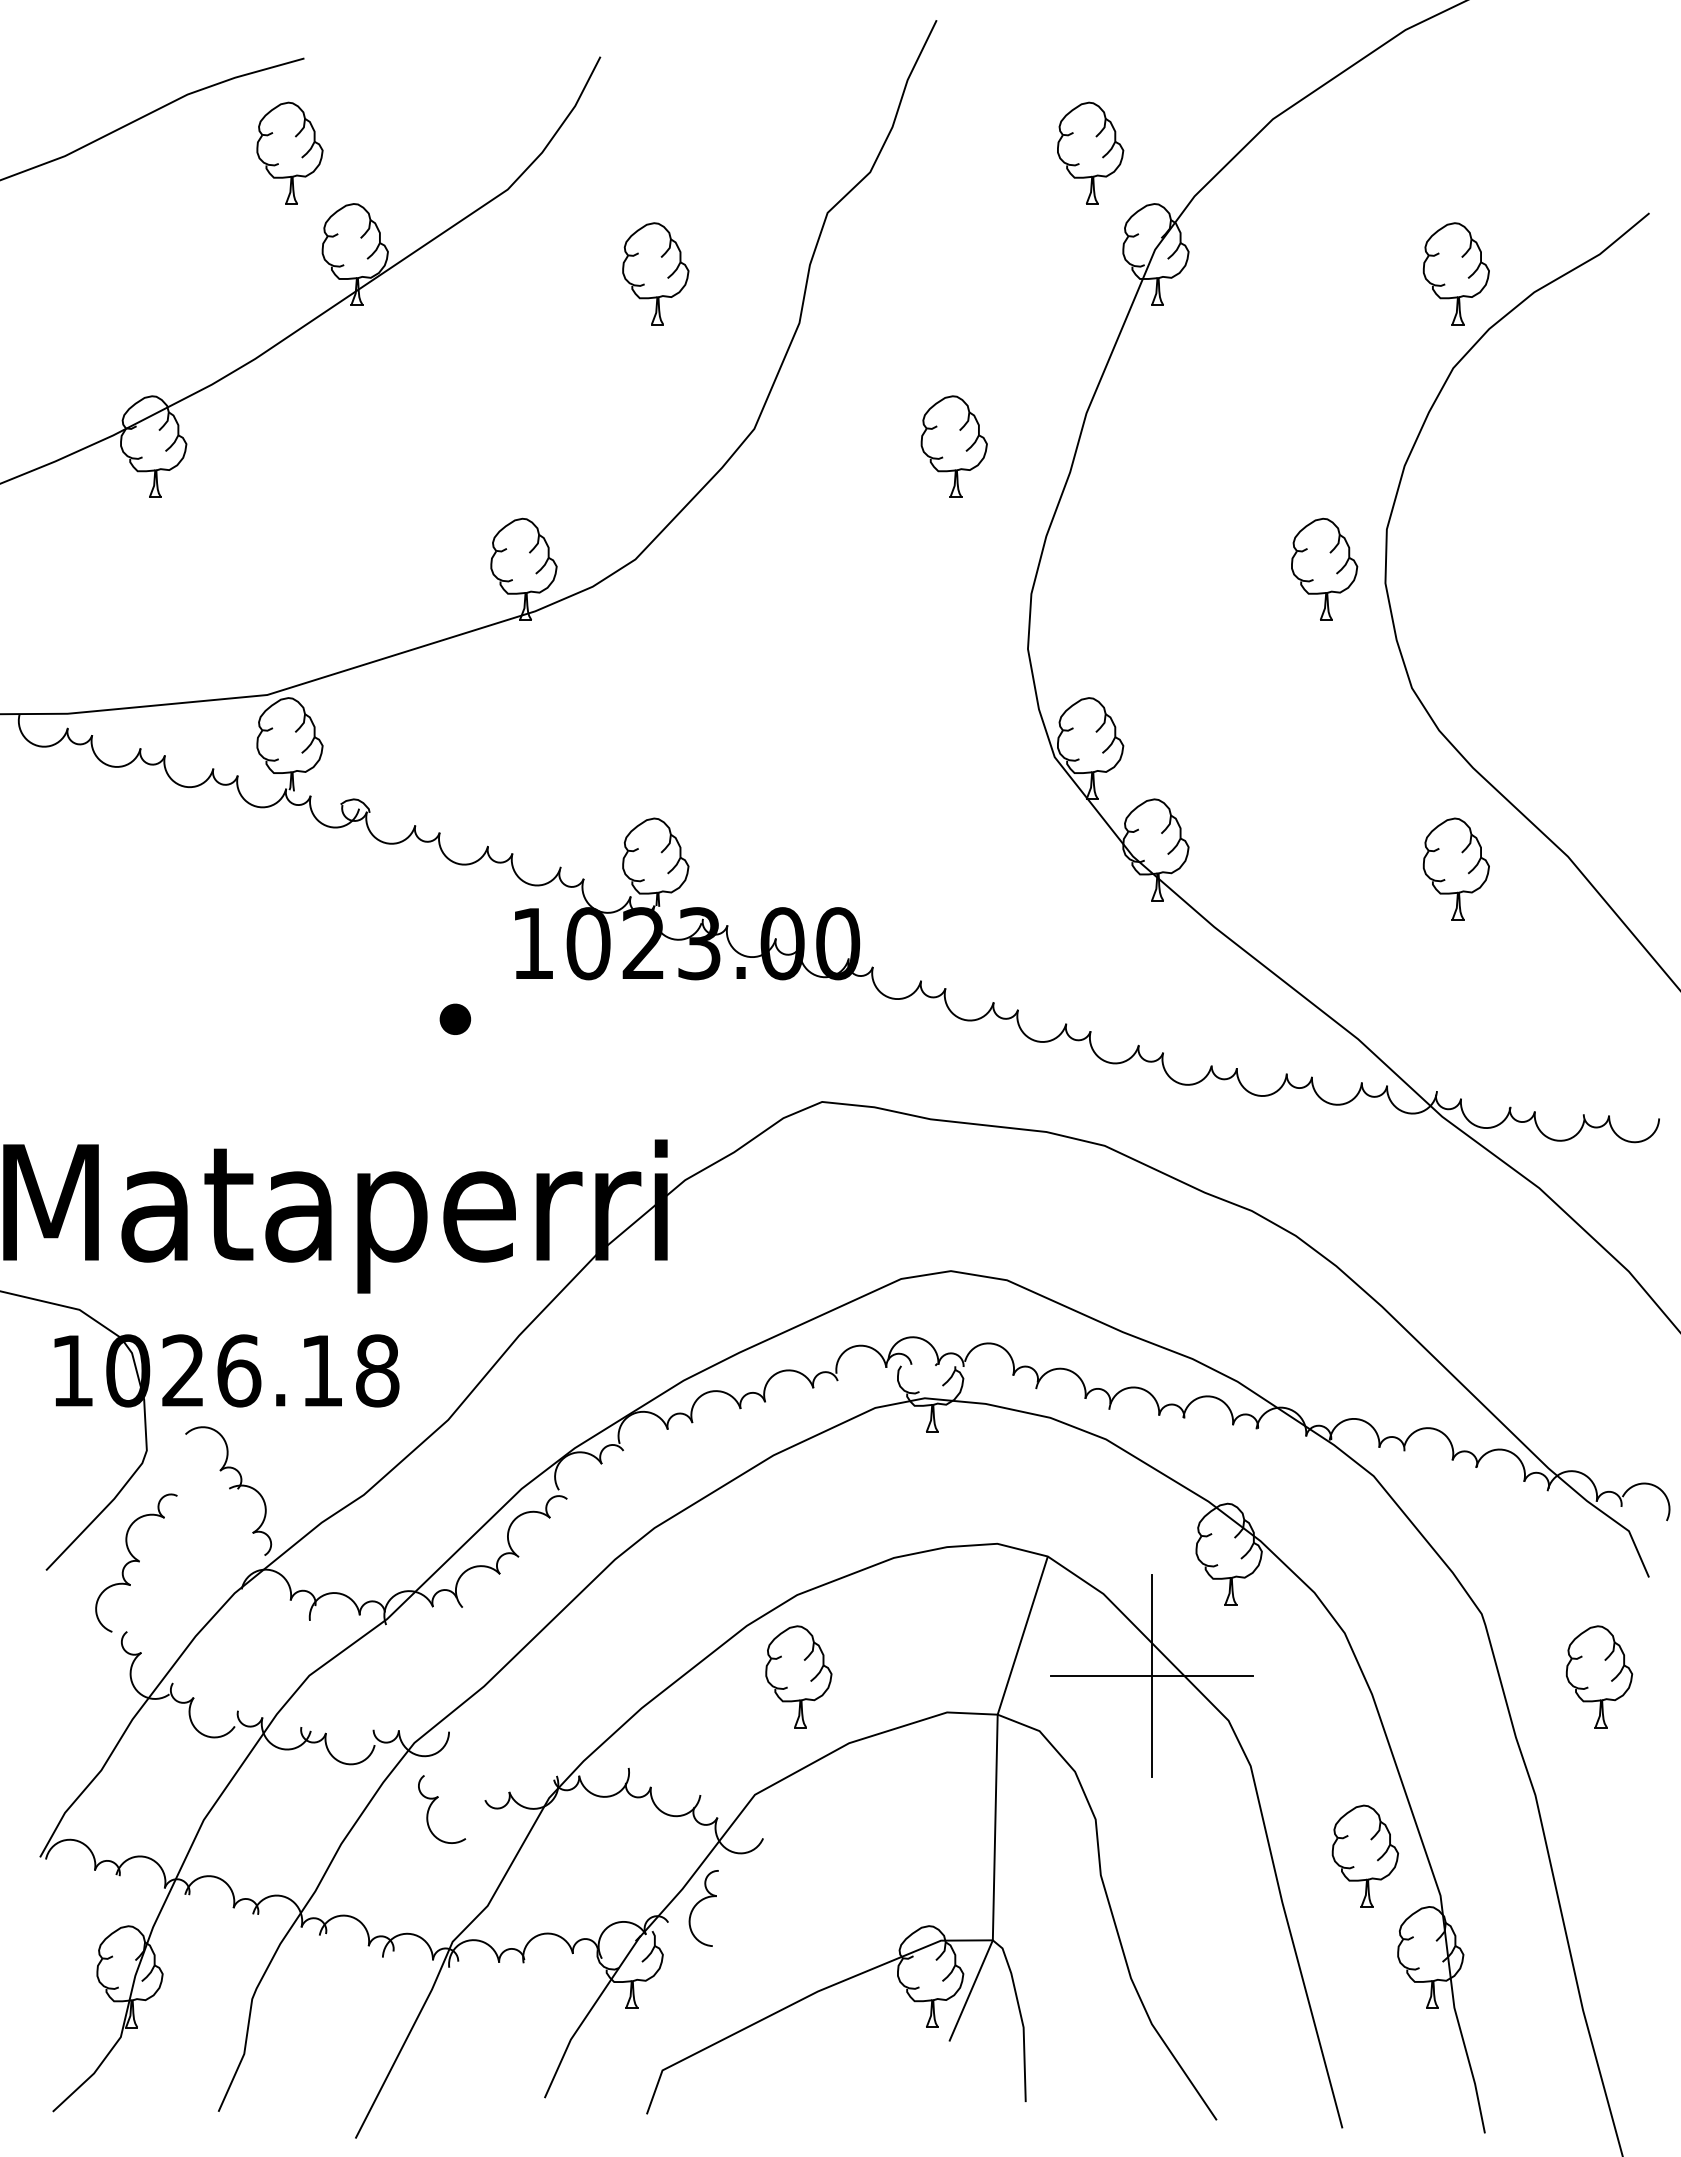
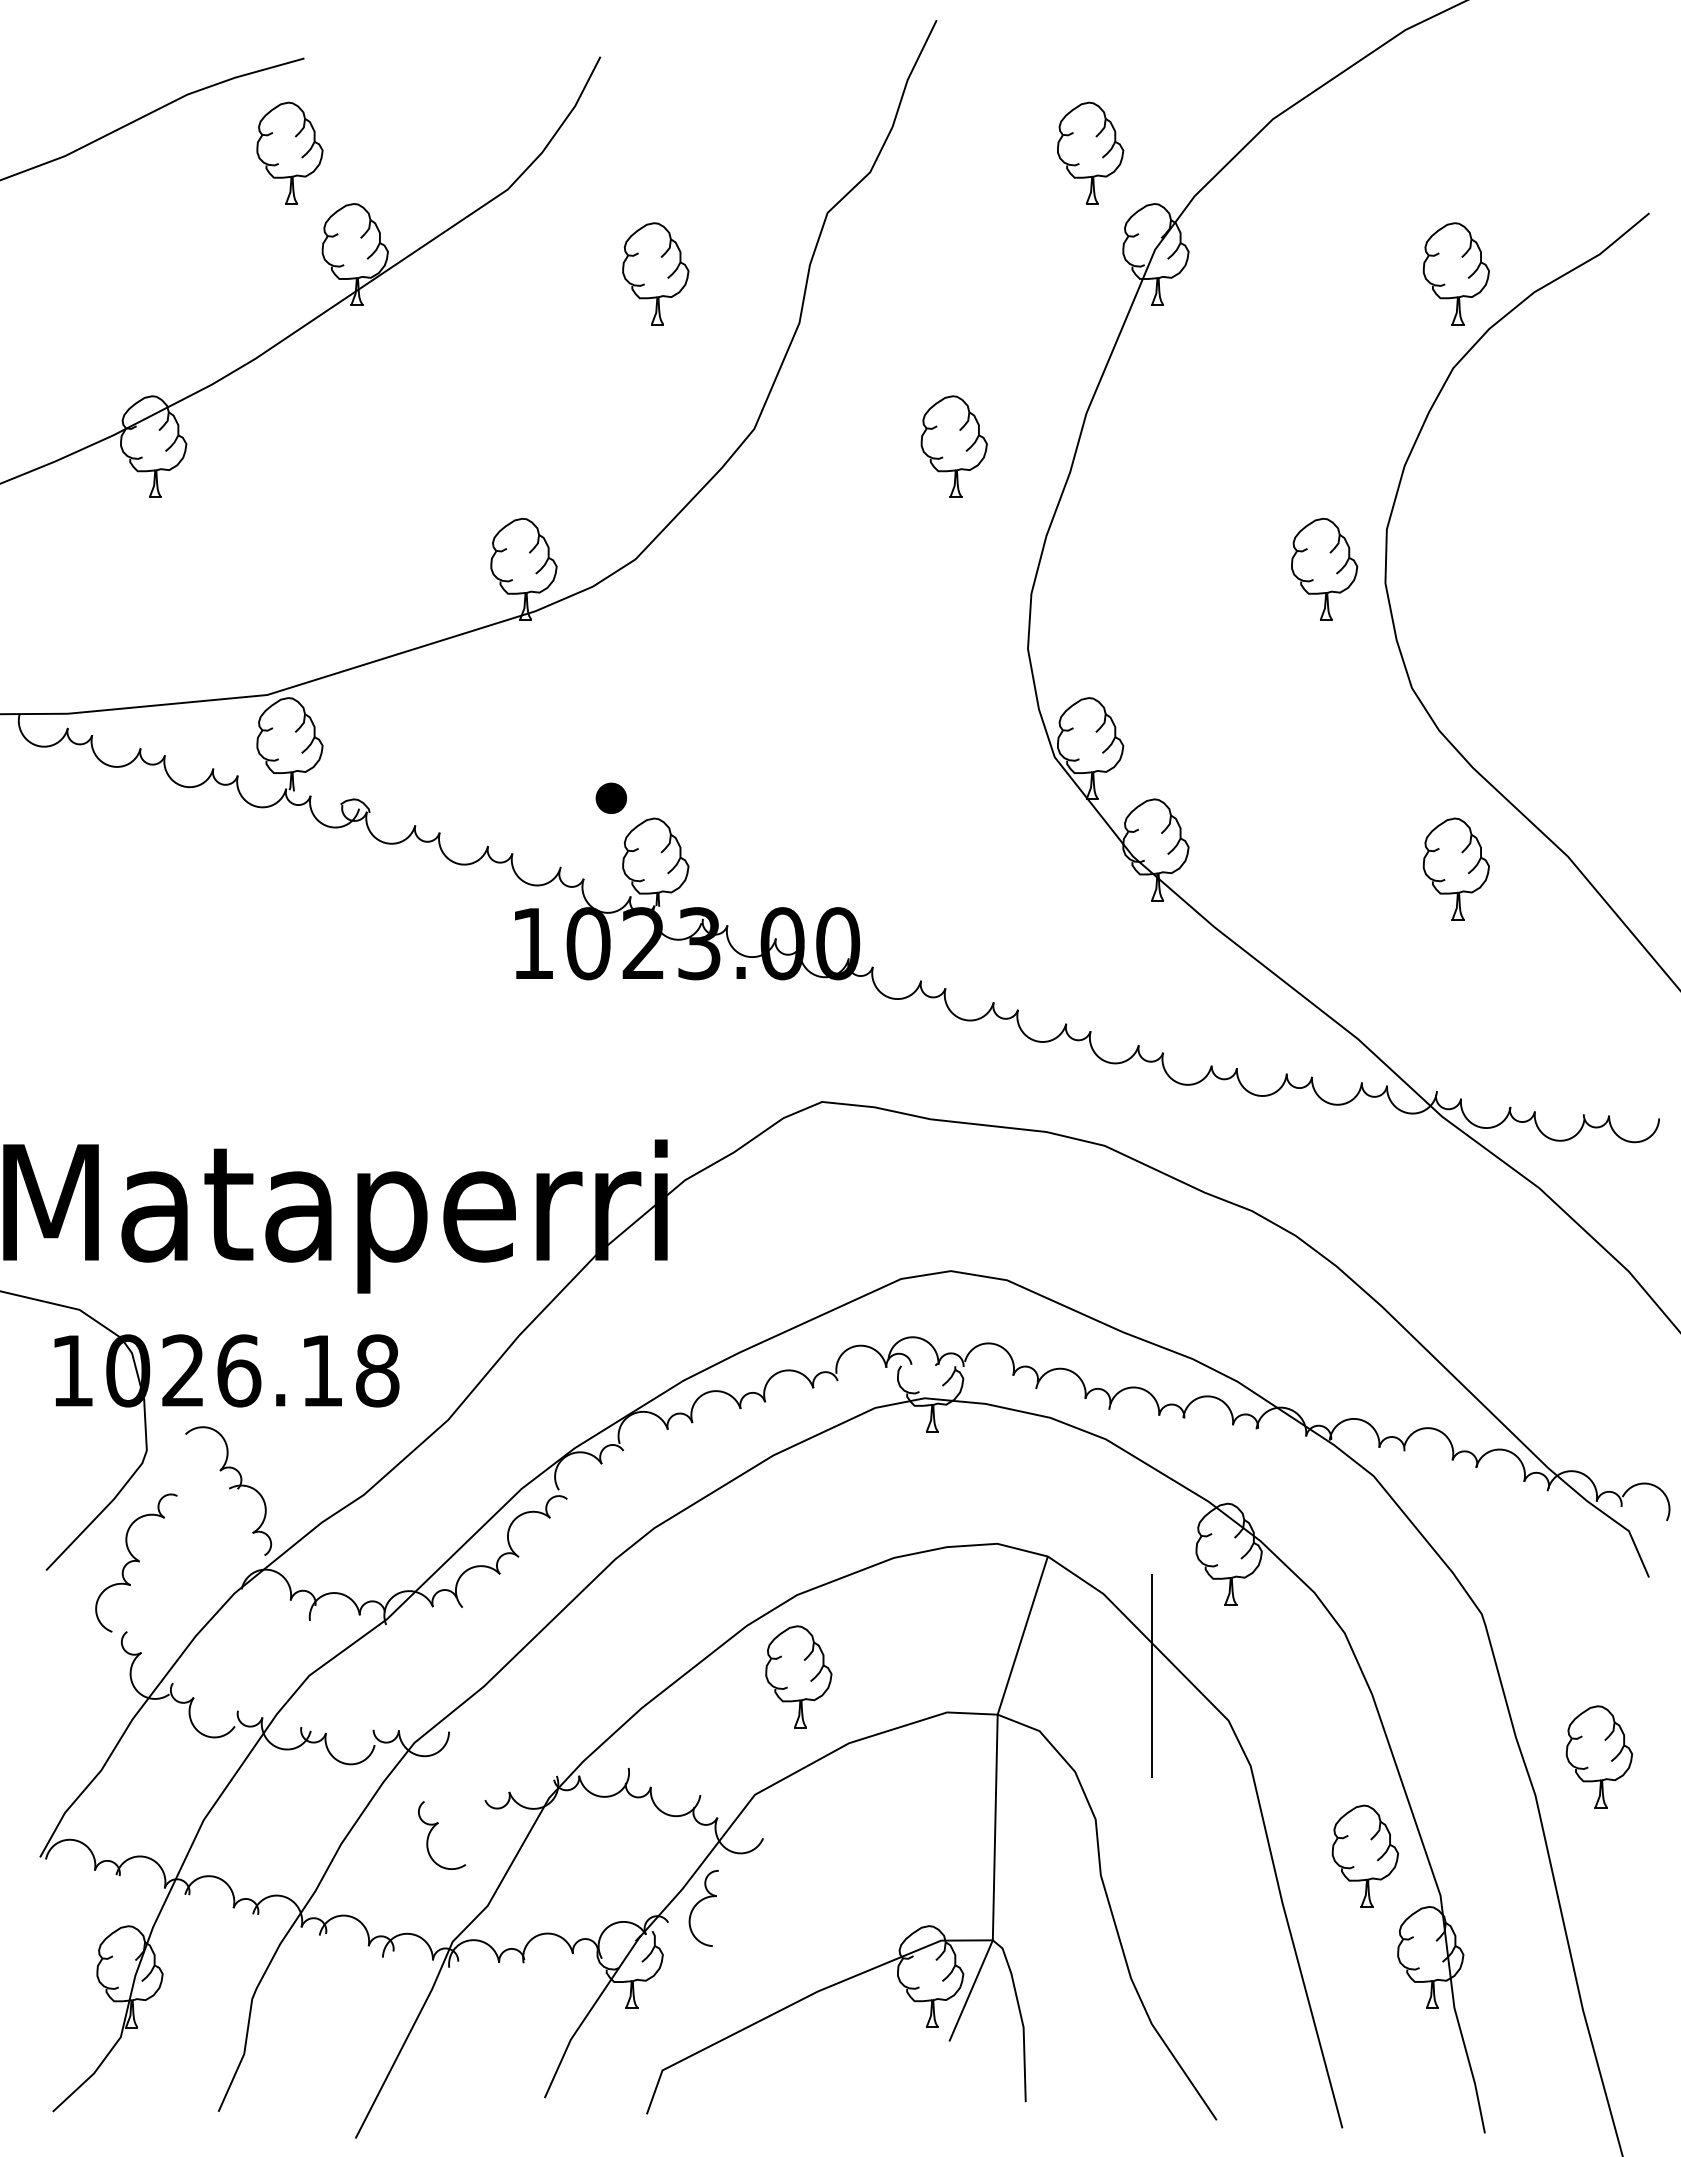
part position: (455, 1018) -> (611, 797) (611, 797)
line: present -> none (1152, 1676)
part position: (1599, 1676) -> (1599, 1756) (1599, 1756)
part position: (432, 1804) -> (432, 1830) (432, 1830)
